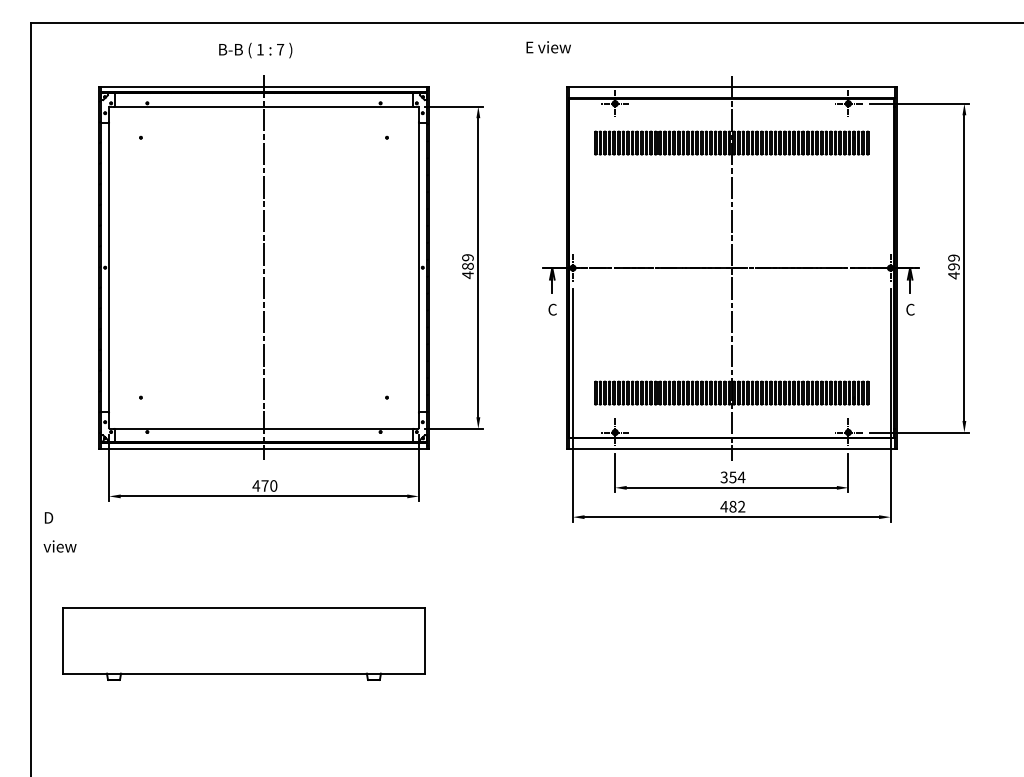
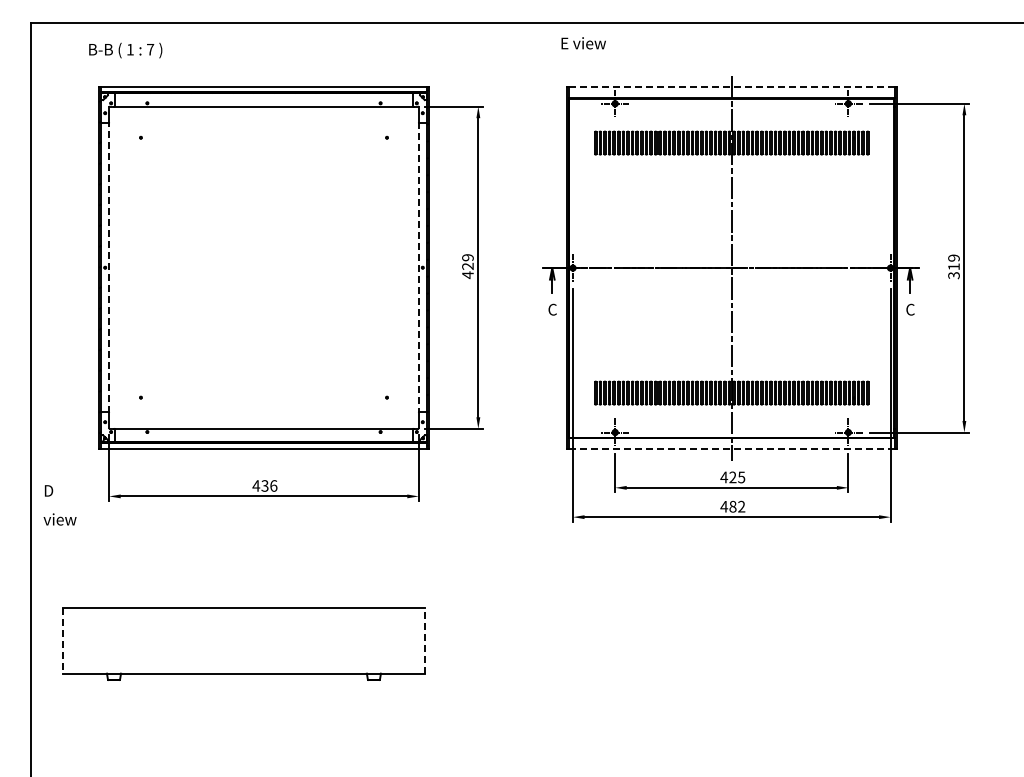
text position: (548, 47) -> (583, 43) (583, 43)
text position: (255, 50) -> (125, 50) (125, 50)
line: solid -> dashed (731, 87)
text: 489 -> 429 (467, 265)
line: solid -> dashed (109, 267)
line: present -> none (264, 267)
line: solid -> dashed (418, 268)
text: 499 -> 319 (953, 271)
line: solid -> dashed (731, 448)
text: 354 -> 425 (732, 477)
text: 470 -> 436 (269, 485)
text position: (59, 532) -> (59, 505) (59, 505)
line: solid -> dashed (62, 641)
line: solid -> dashed (425, 641)
